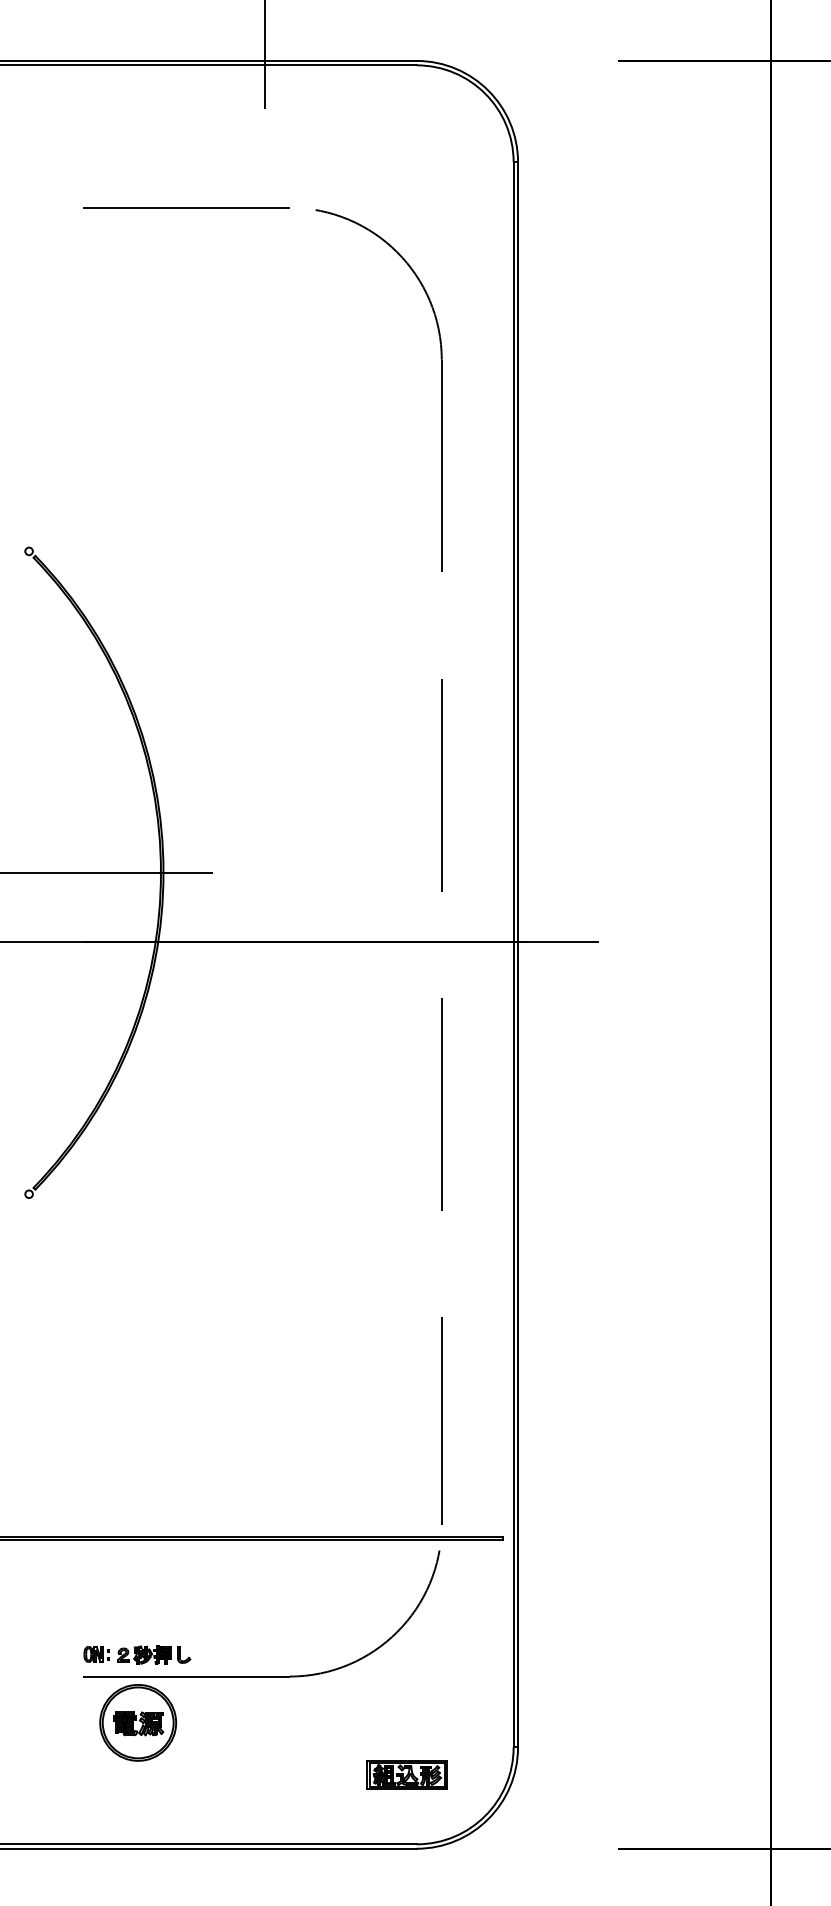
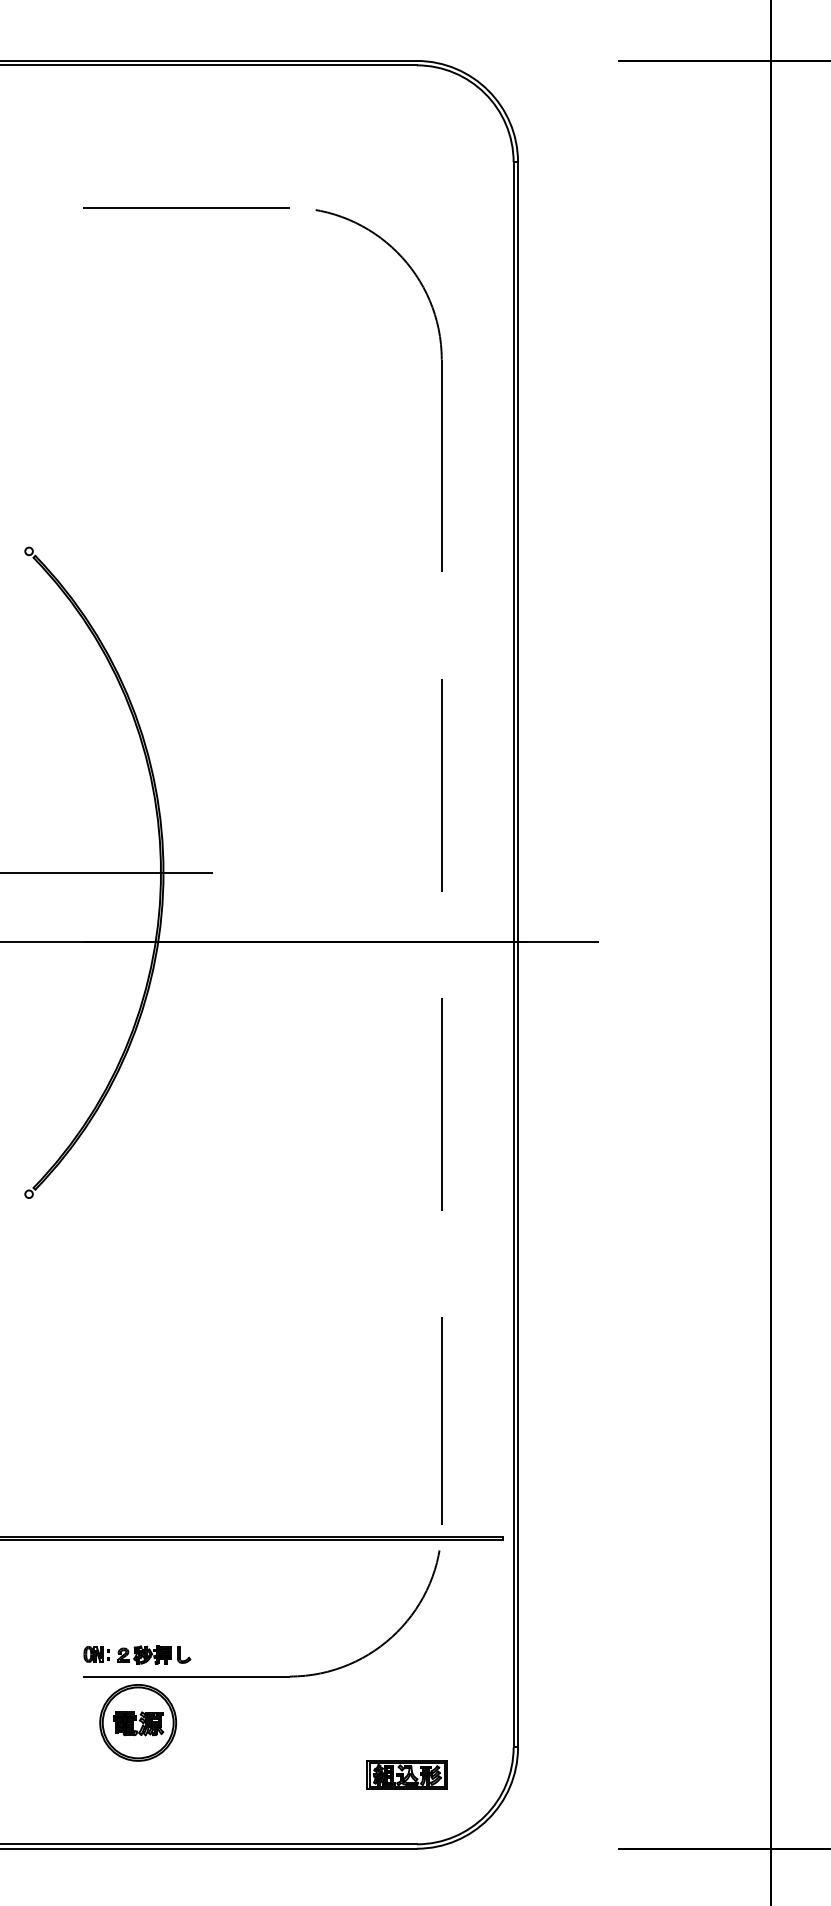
line: present -> none (264, 55)
